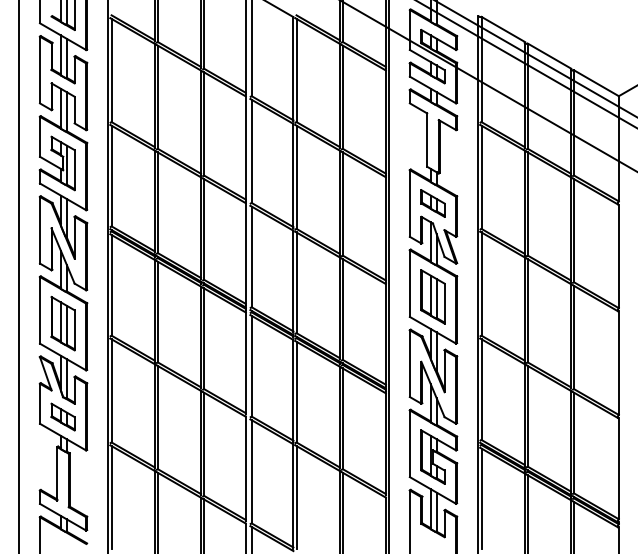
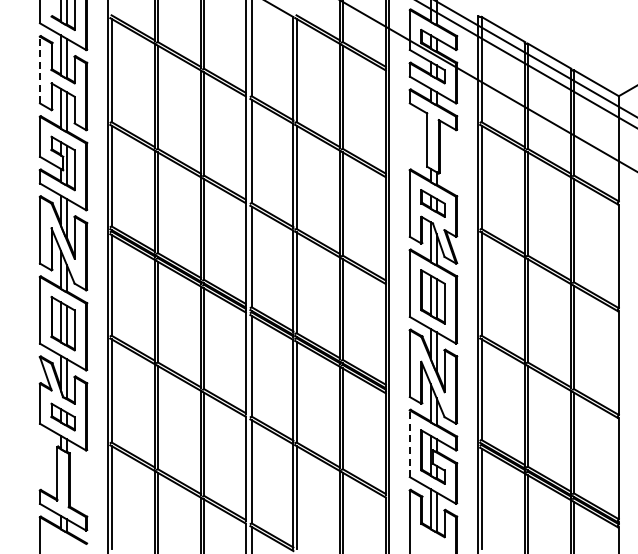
line: solid -> dashed (39, 69)
line: present -> none (19, 276)
line: solid -> dashed (409, 443)
